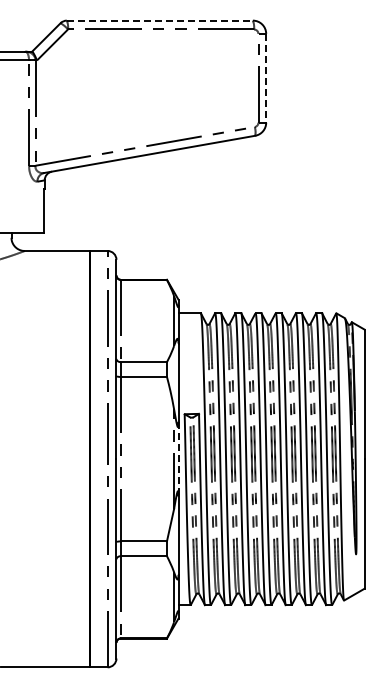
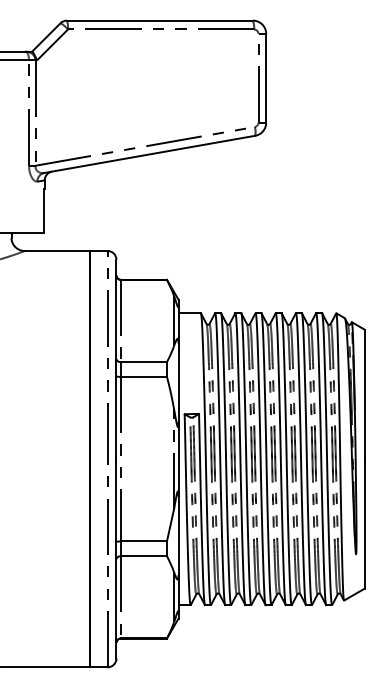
line: dashed -> solid (160, 20)
line: dashed -> solid (266, 78)
line: dashed -> solid (178, 459)
